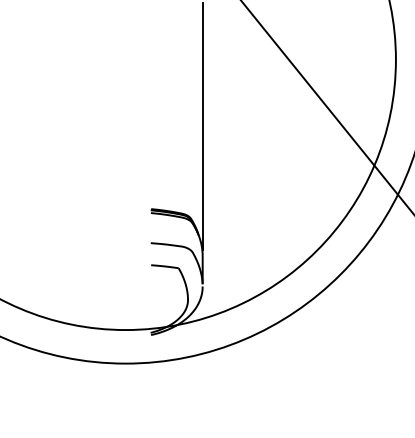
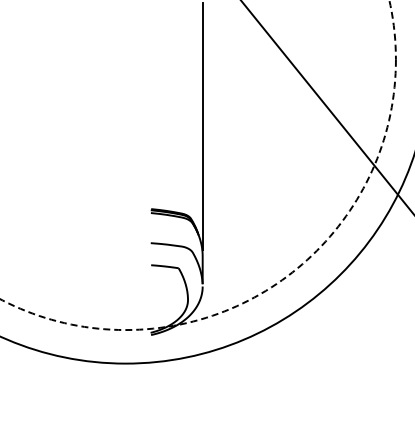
circle: solid -> dashed (197, 165)
